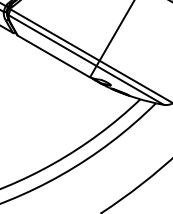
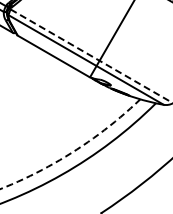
line: solid -> dashed (91, 56)
arc: solid -> dashed (74, 151)
